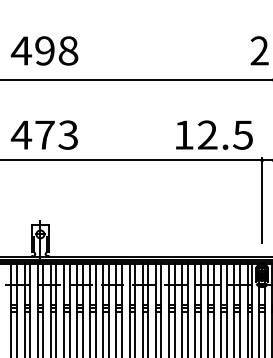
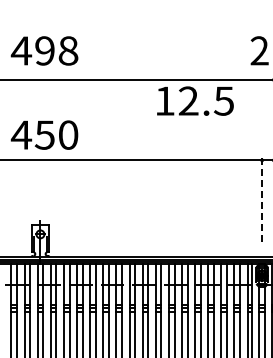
text: 473 -> 450 (56, 134)
text position: (214, 134) -> (195, 100) (195, 100)
line: solid -> dashed (262, 200)
